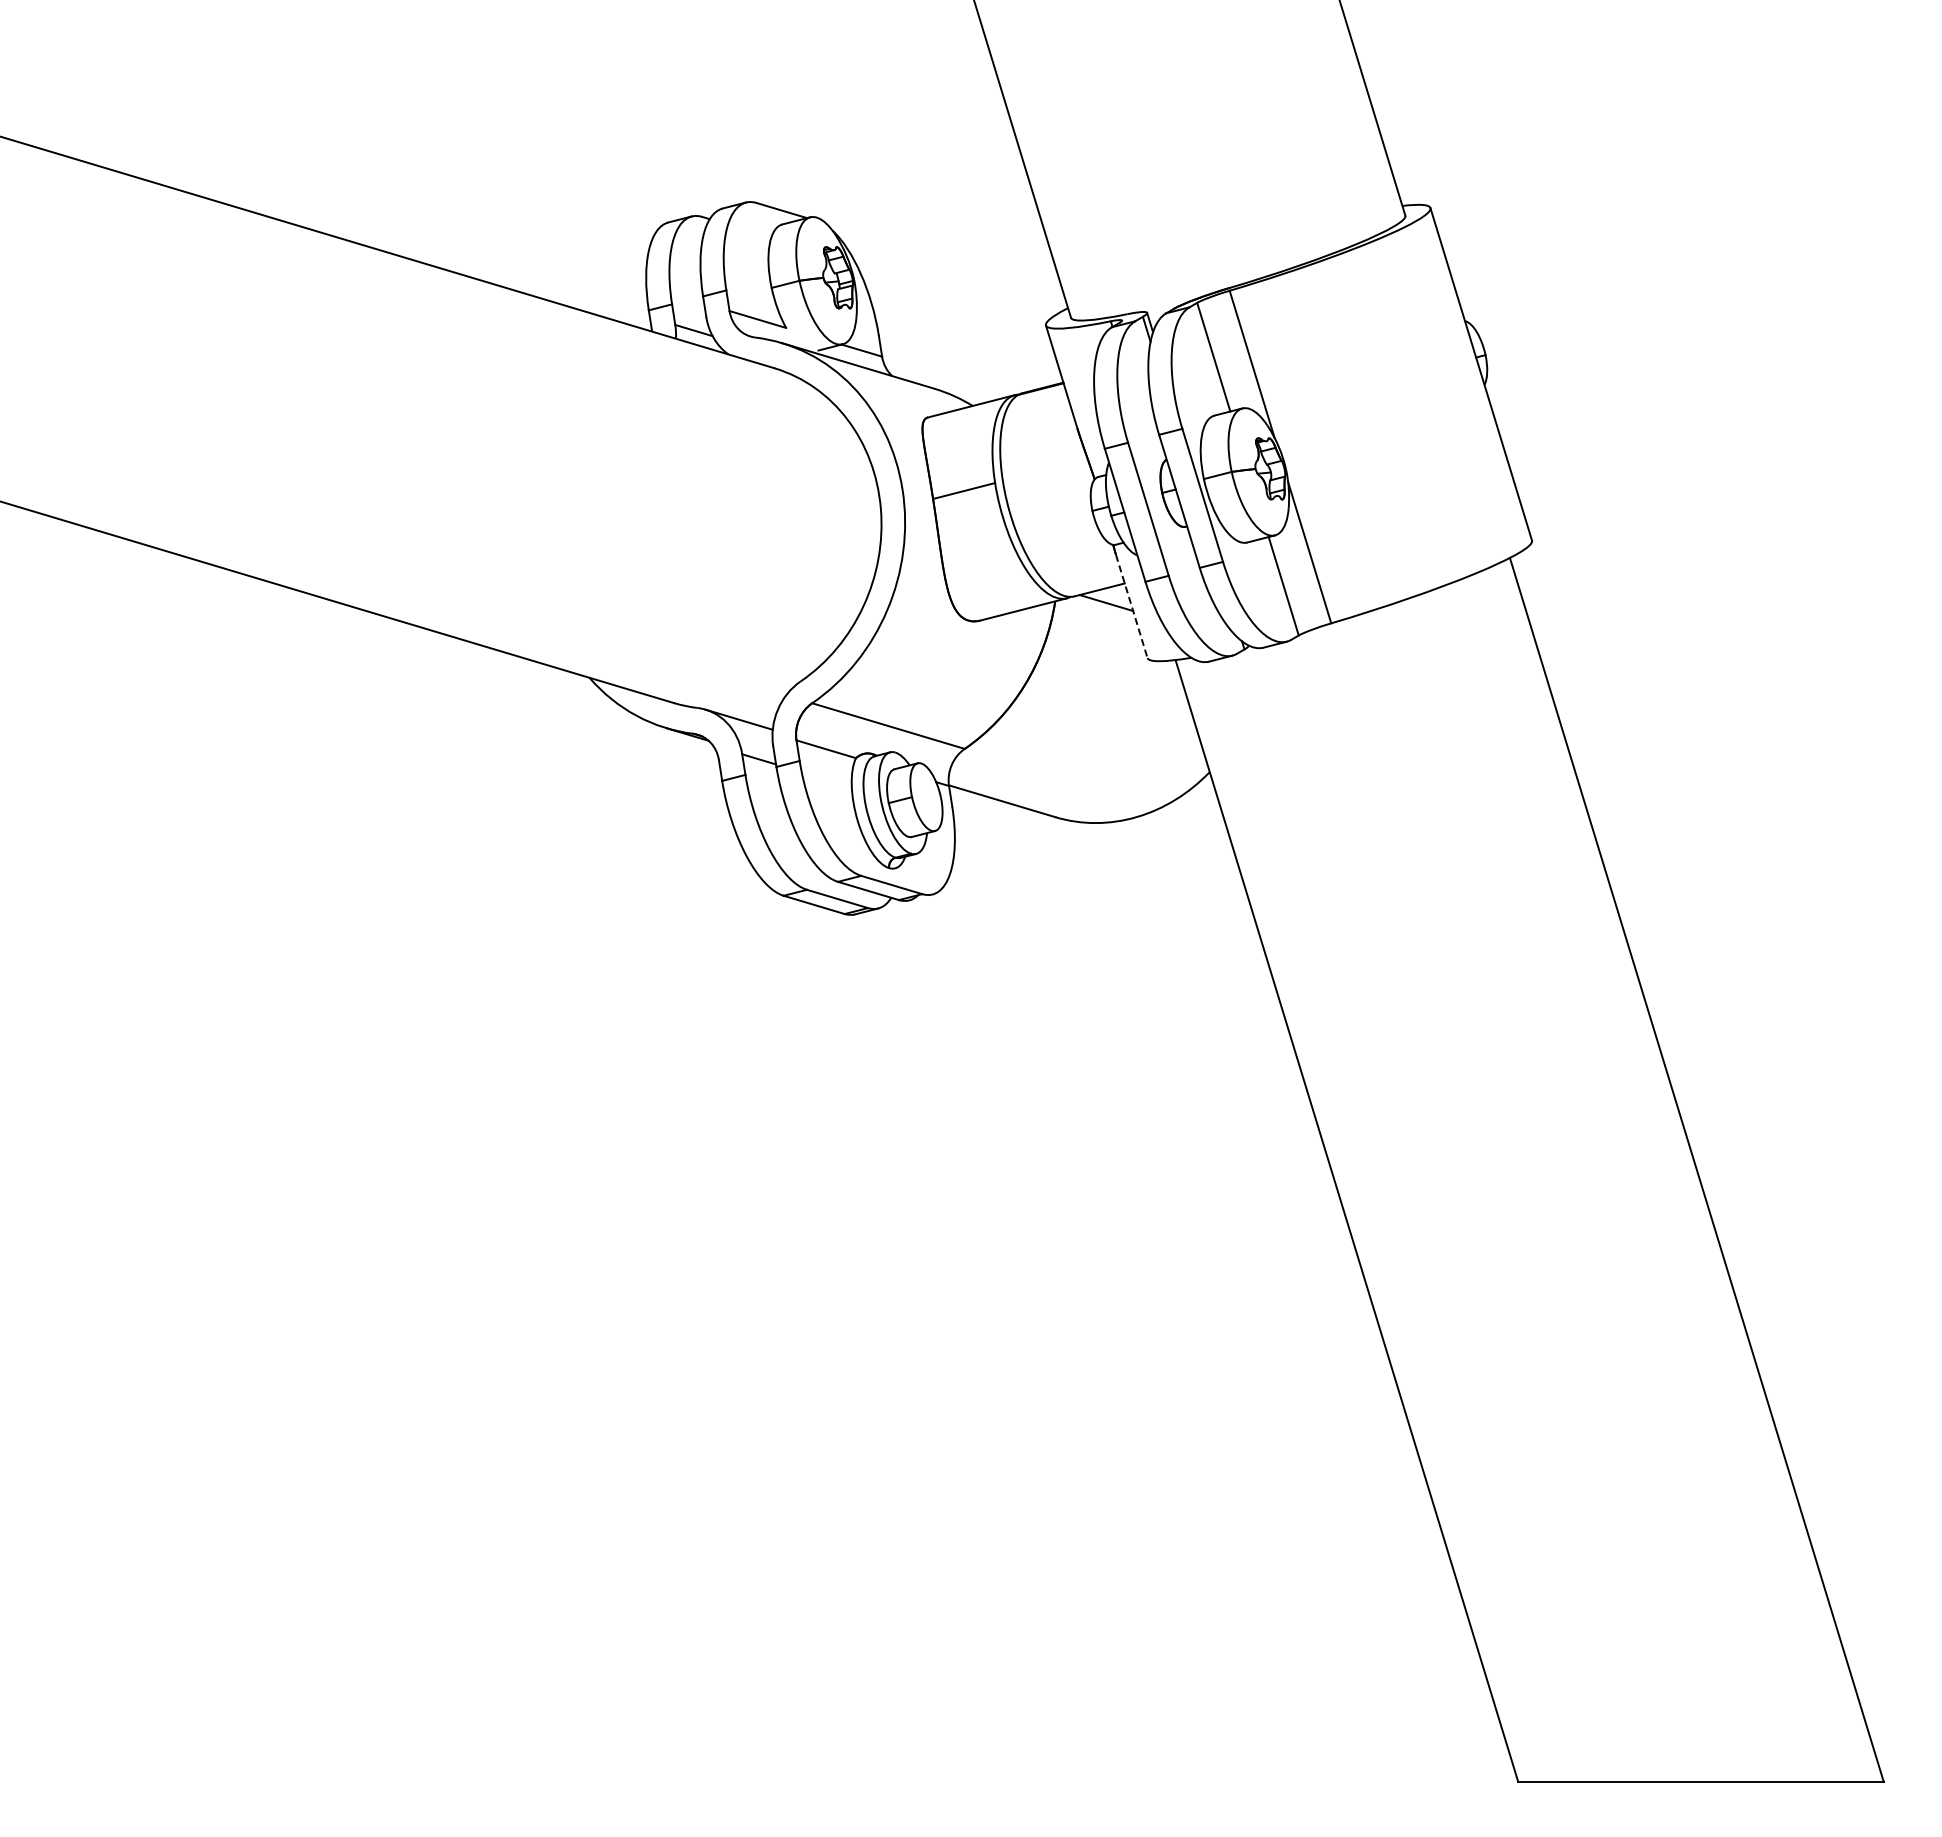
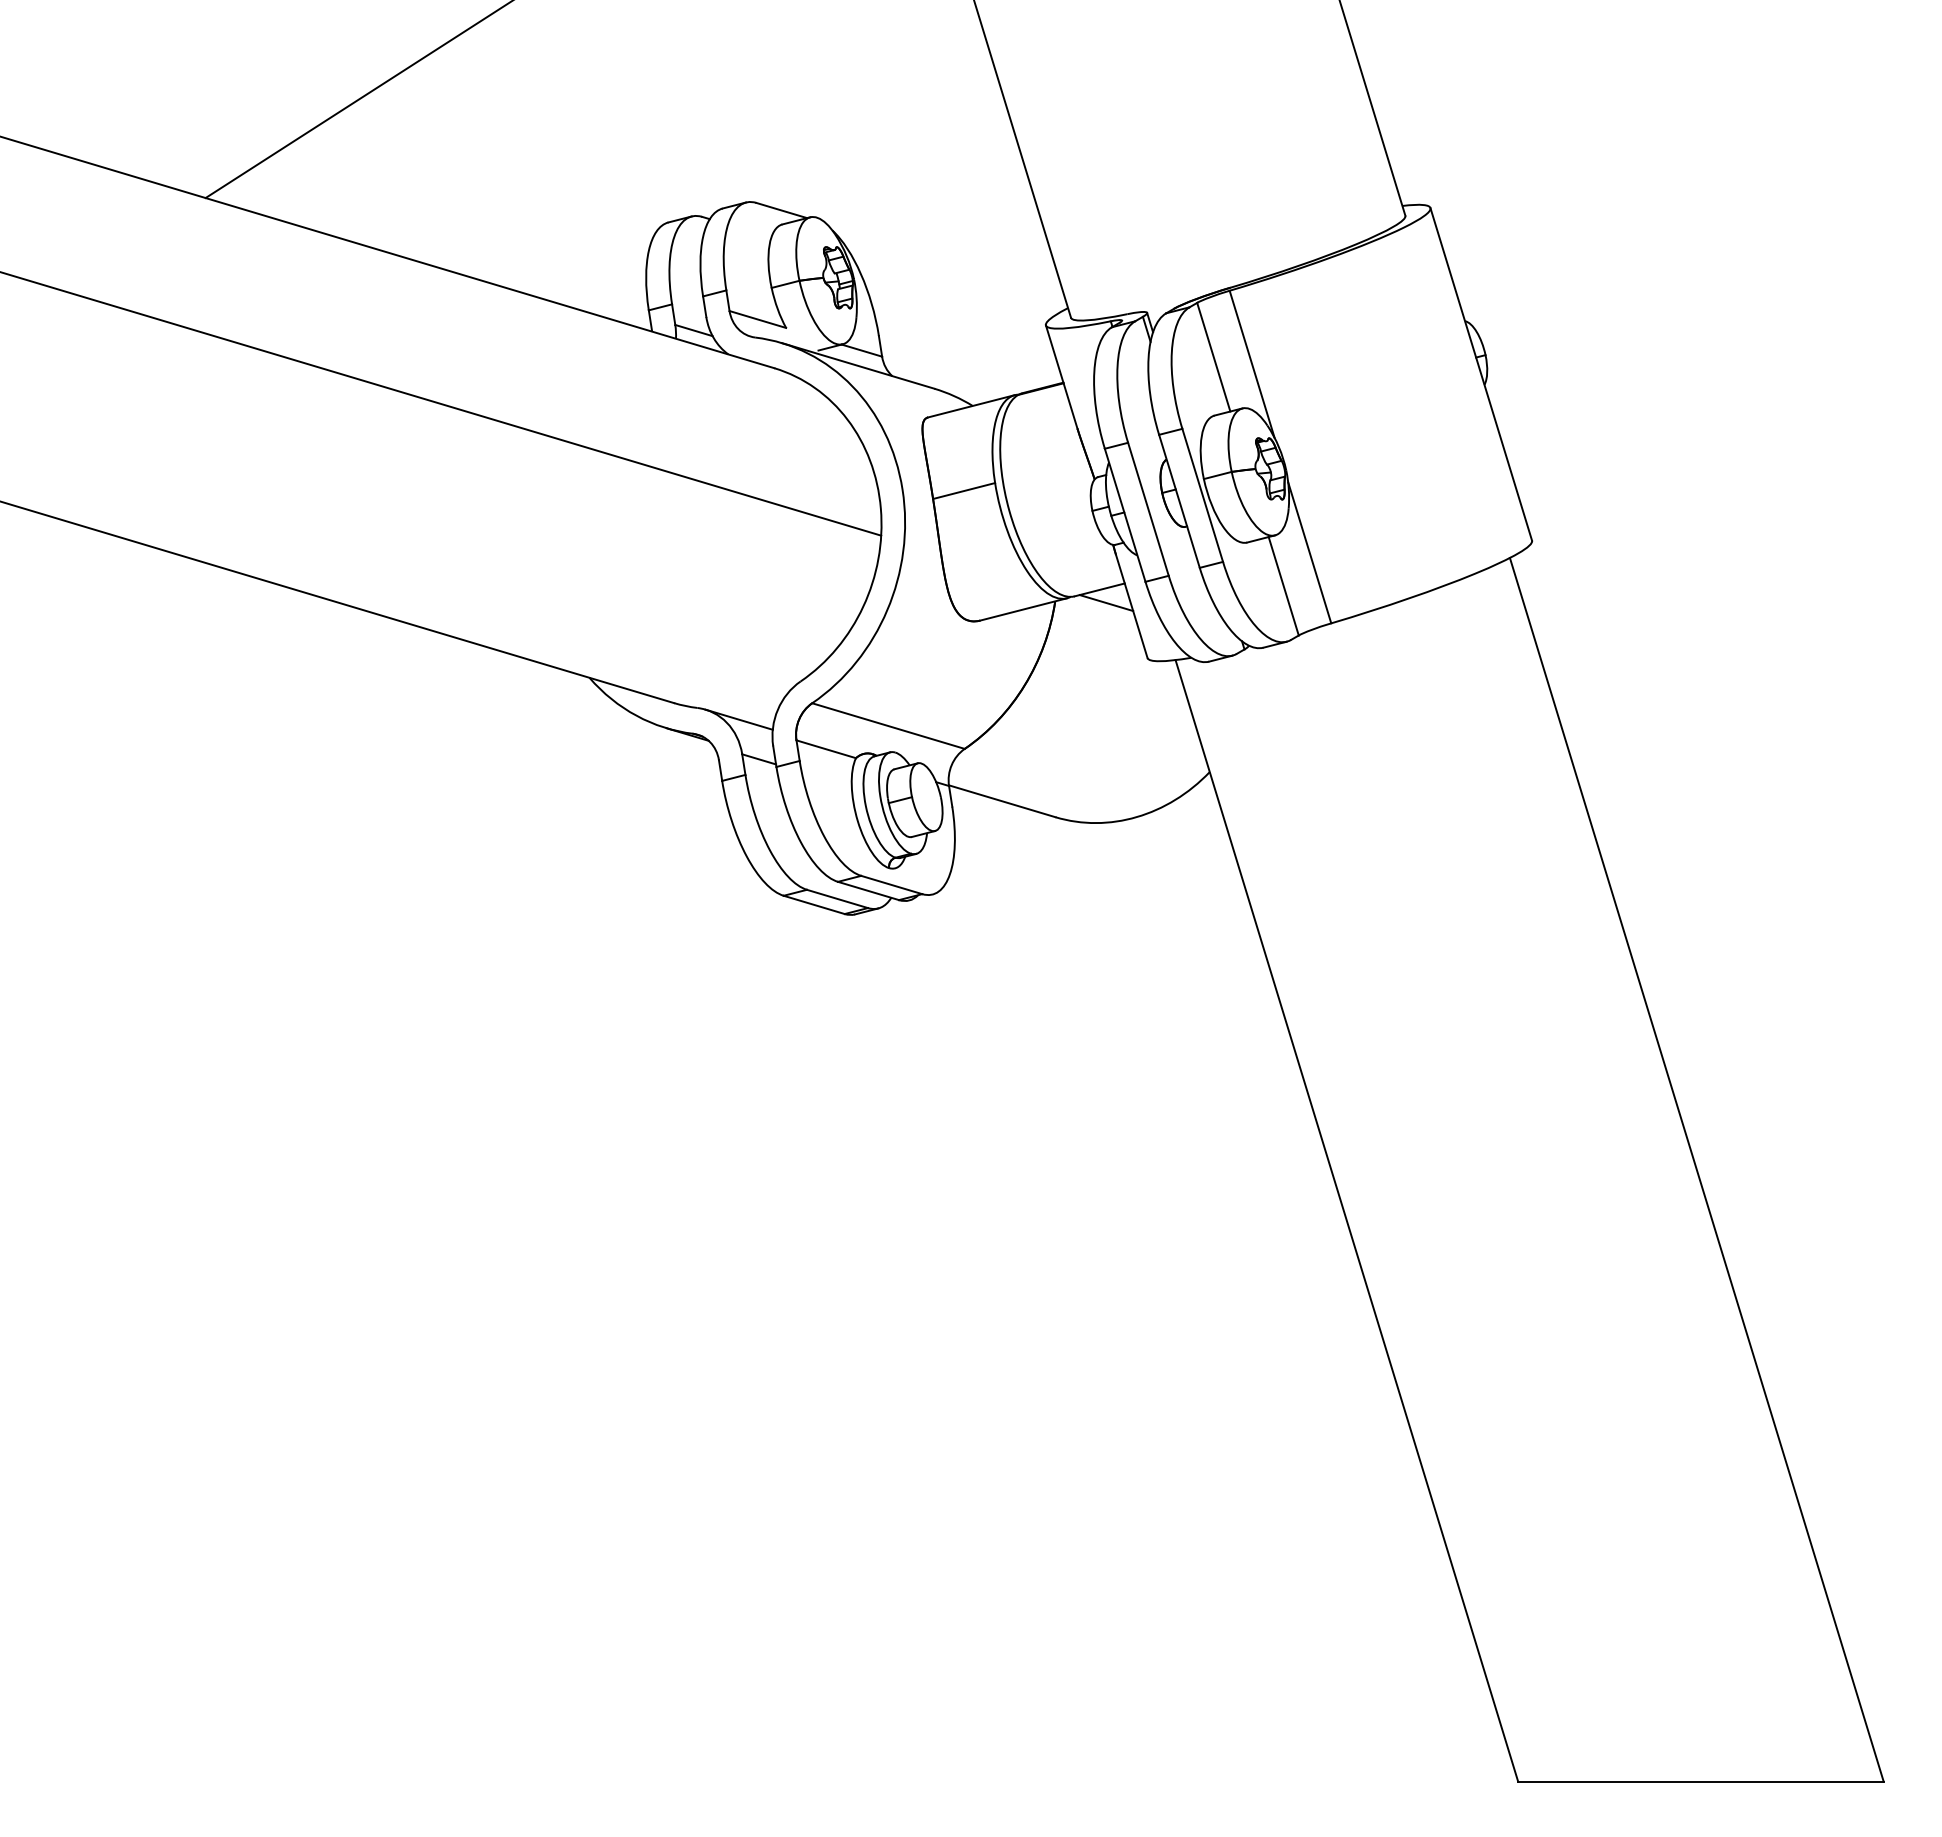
line: none -> present (357, 100)
line: none -> present (441, 403)
line: dashed -> solid (1131, 606)
